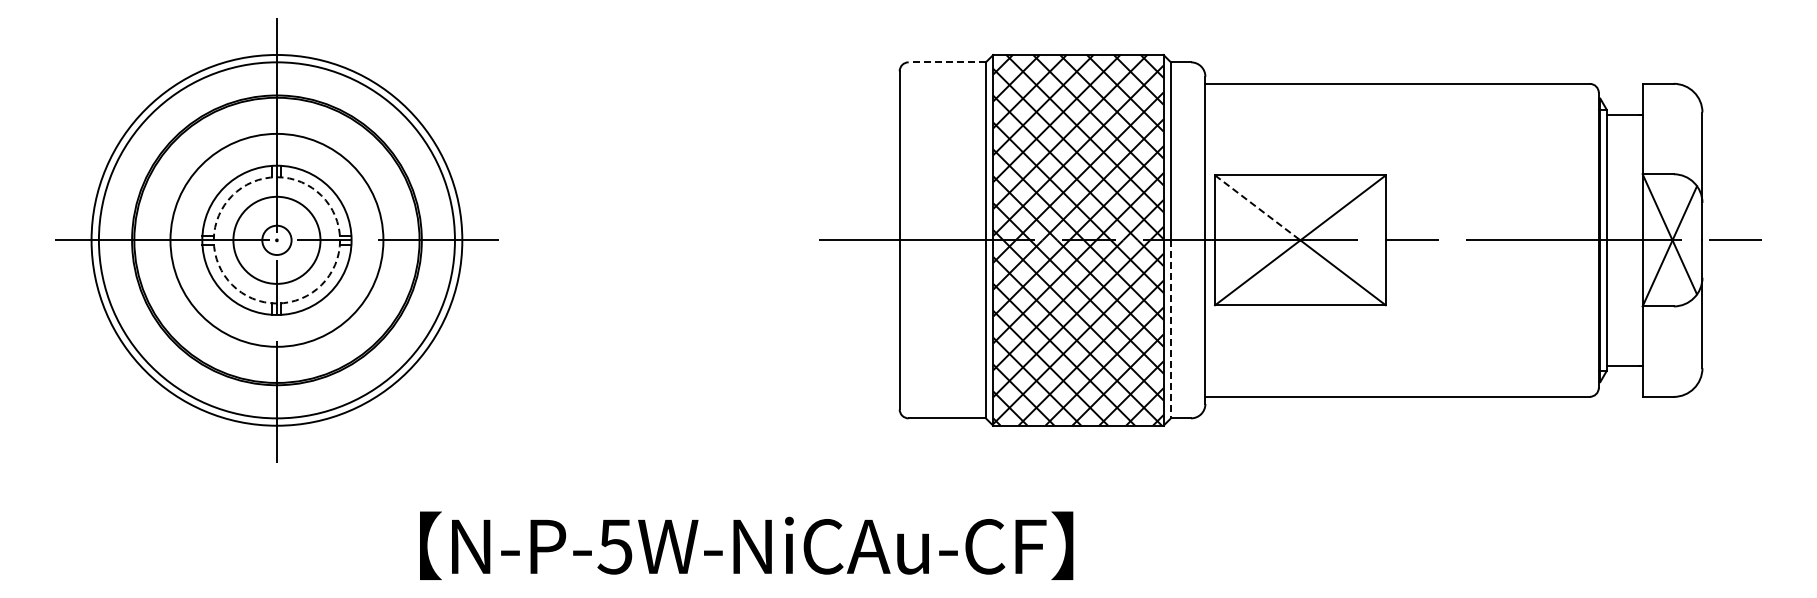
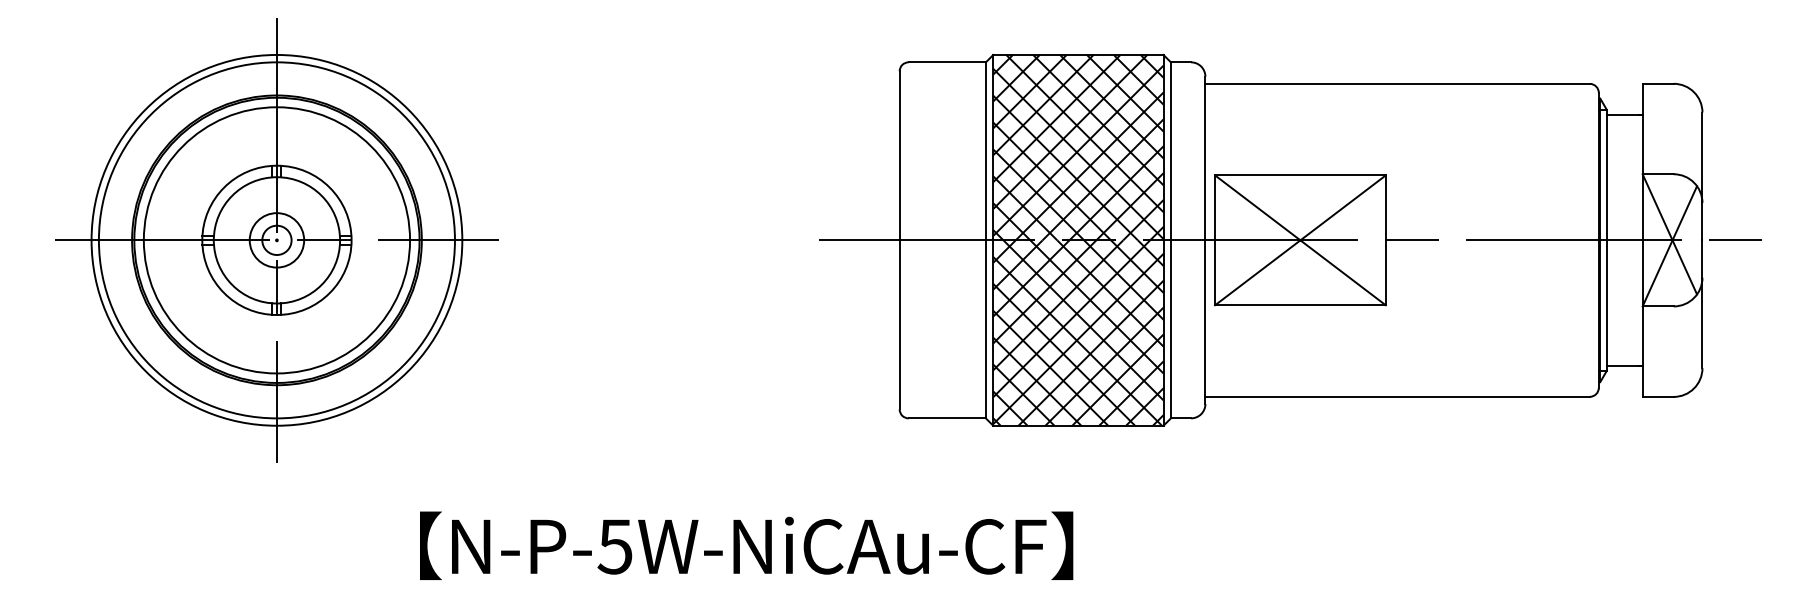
line: dashed -> solid (947, 62)
line: dashed -> solid (1257, 207)
circle diameter: 213 px -> 266 px (276, 240)
circle diameter: 87 px -> 54 px (276, 240)
circle: dashed -> solid (276, 240)
line: dashed -> solid (1170, 329)
